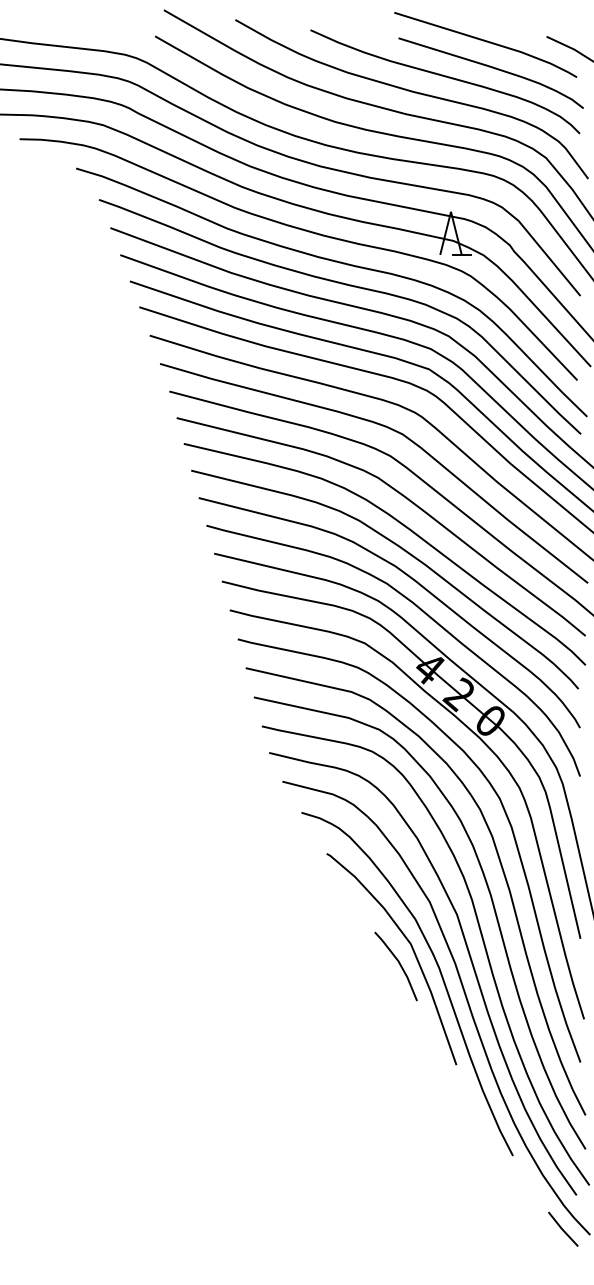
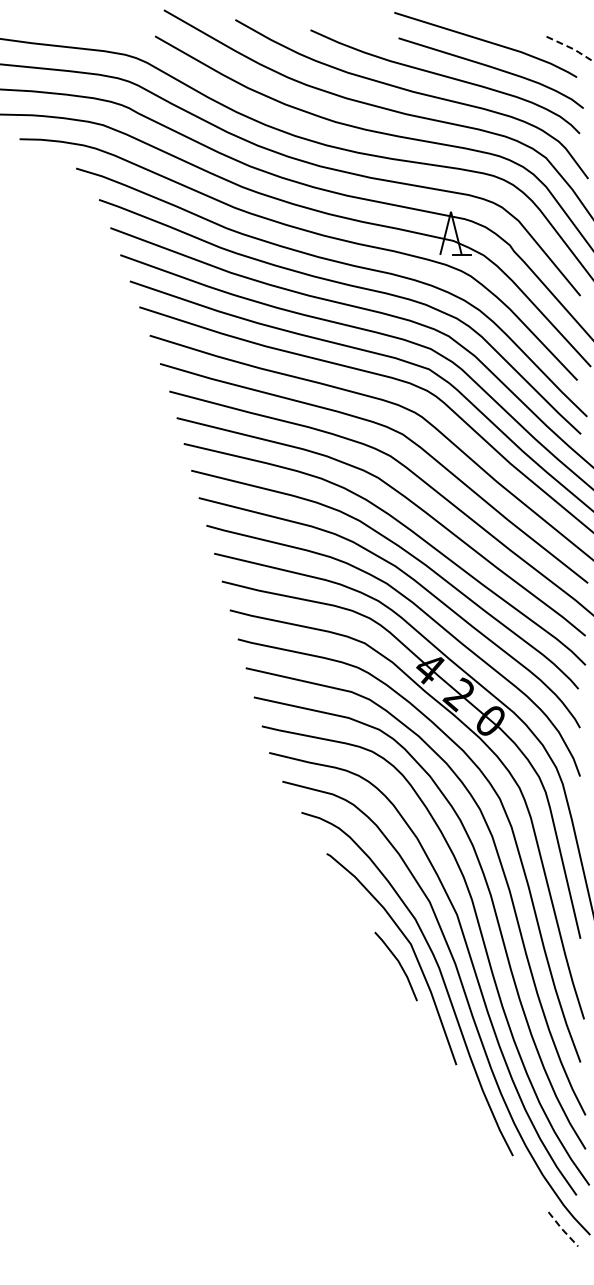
line: solid -> dashed (571, 48)
line: solid -> dashed (562, 1229)
